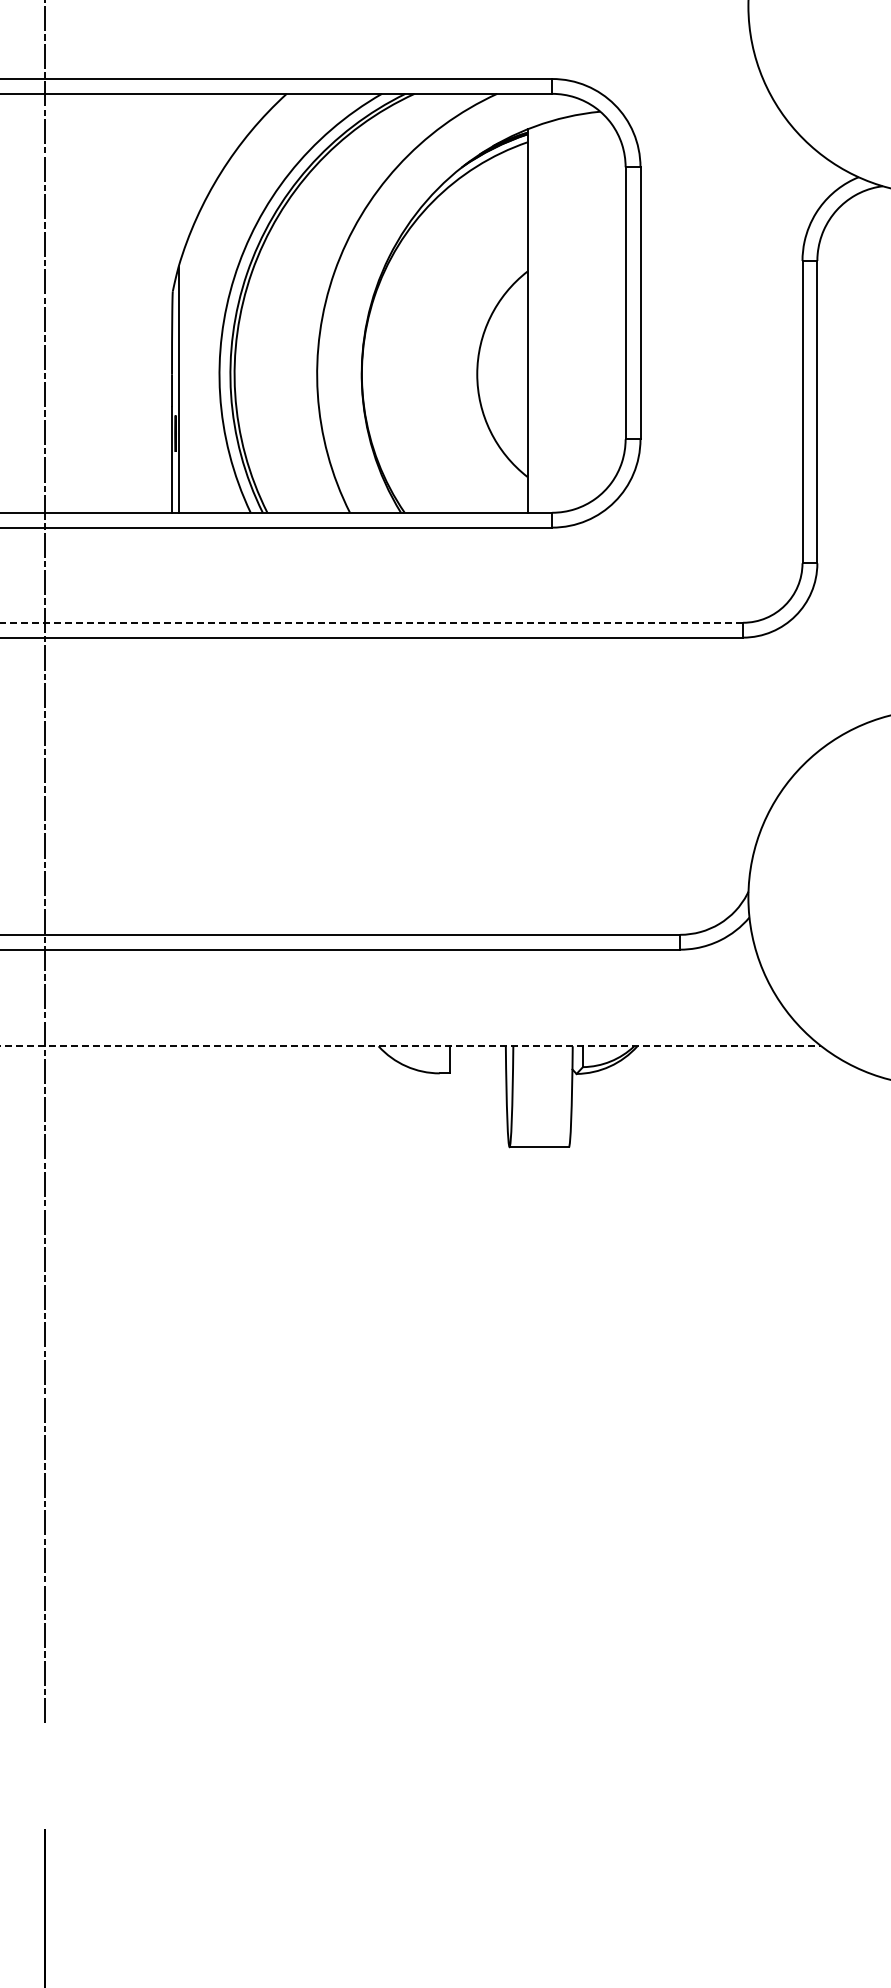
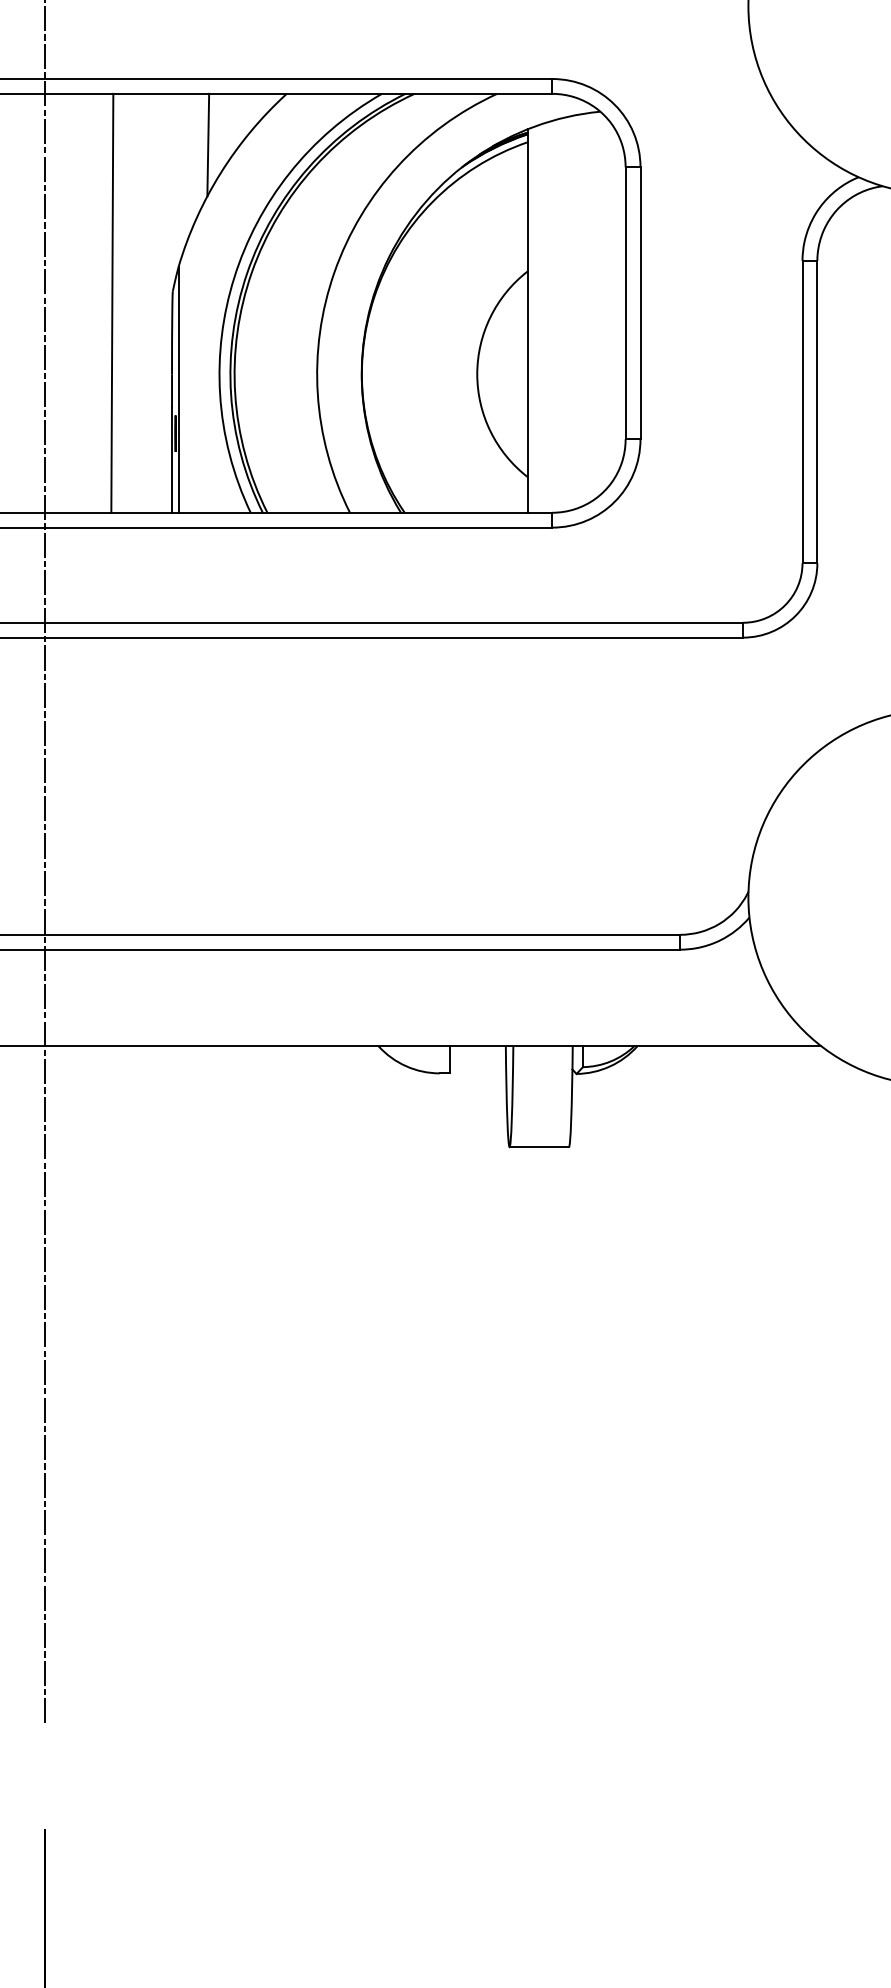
line: none -> present (208, 144)
line: none -> present (112, 302)
line: dashed -> solid (371, 622)
line: dashed -> solid (411, 1046)
